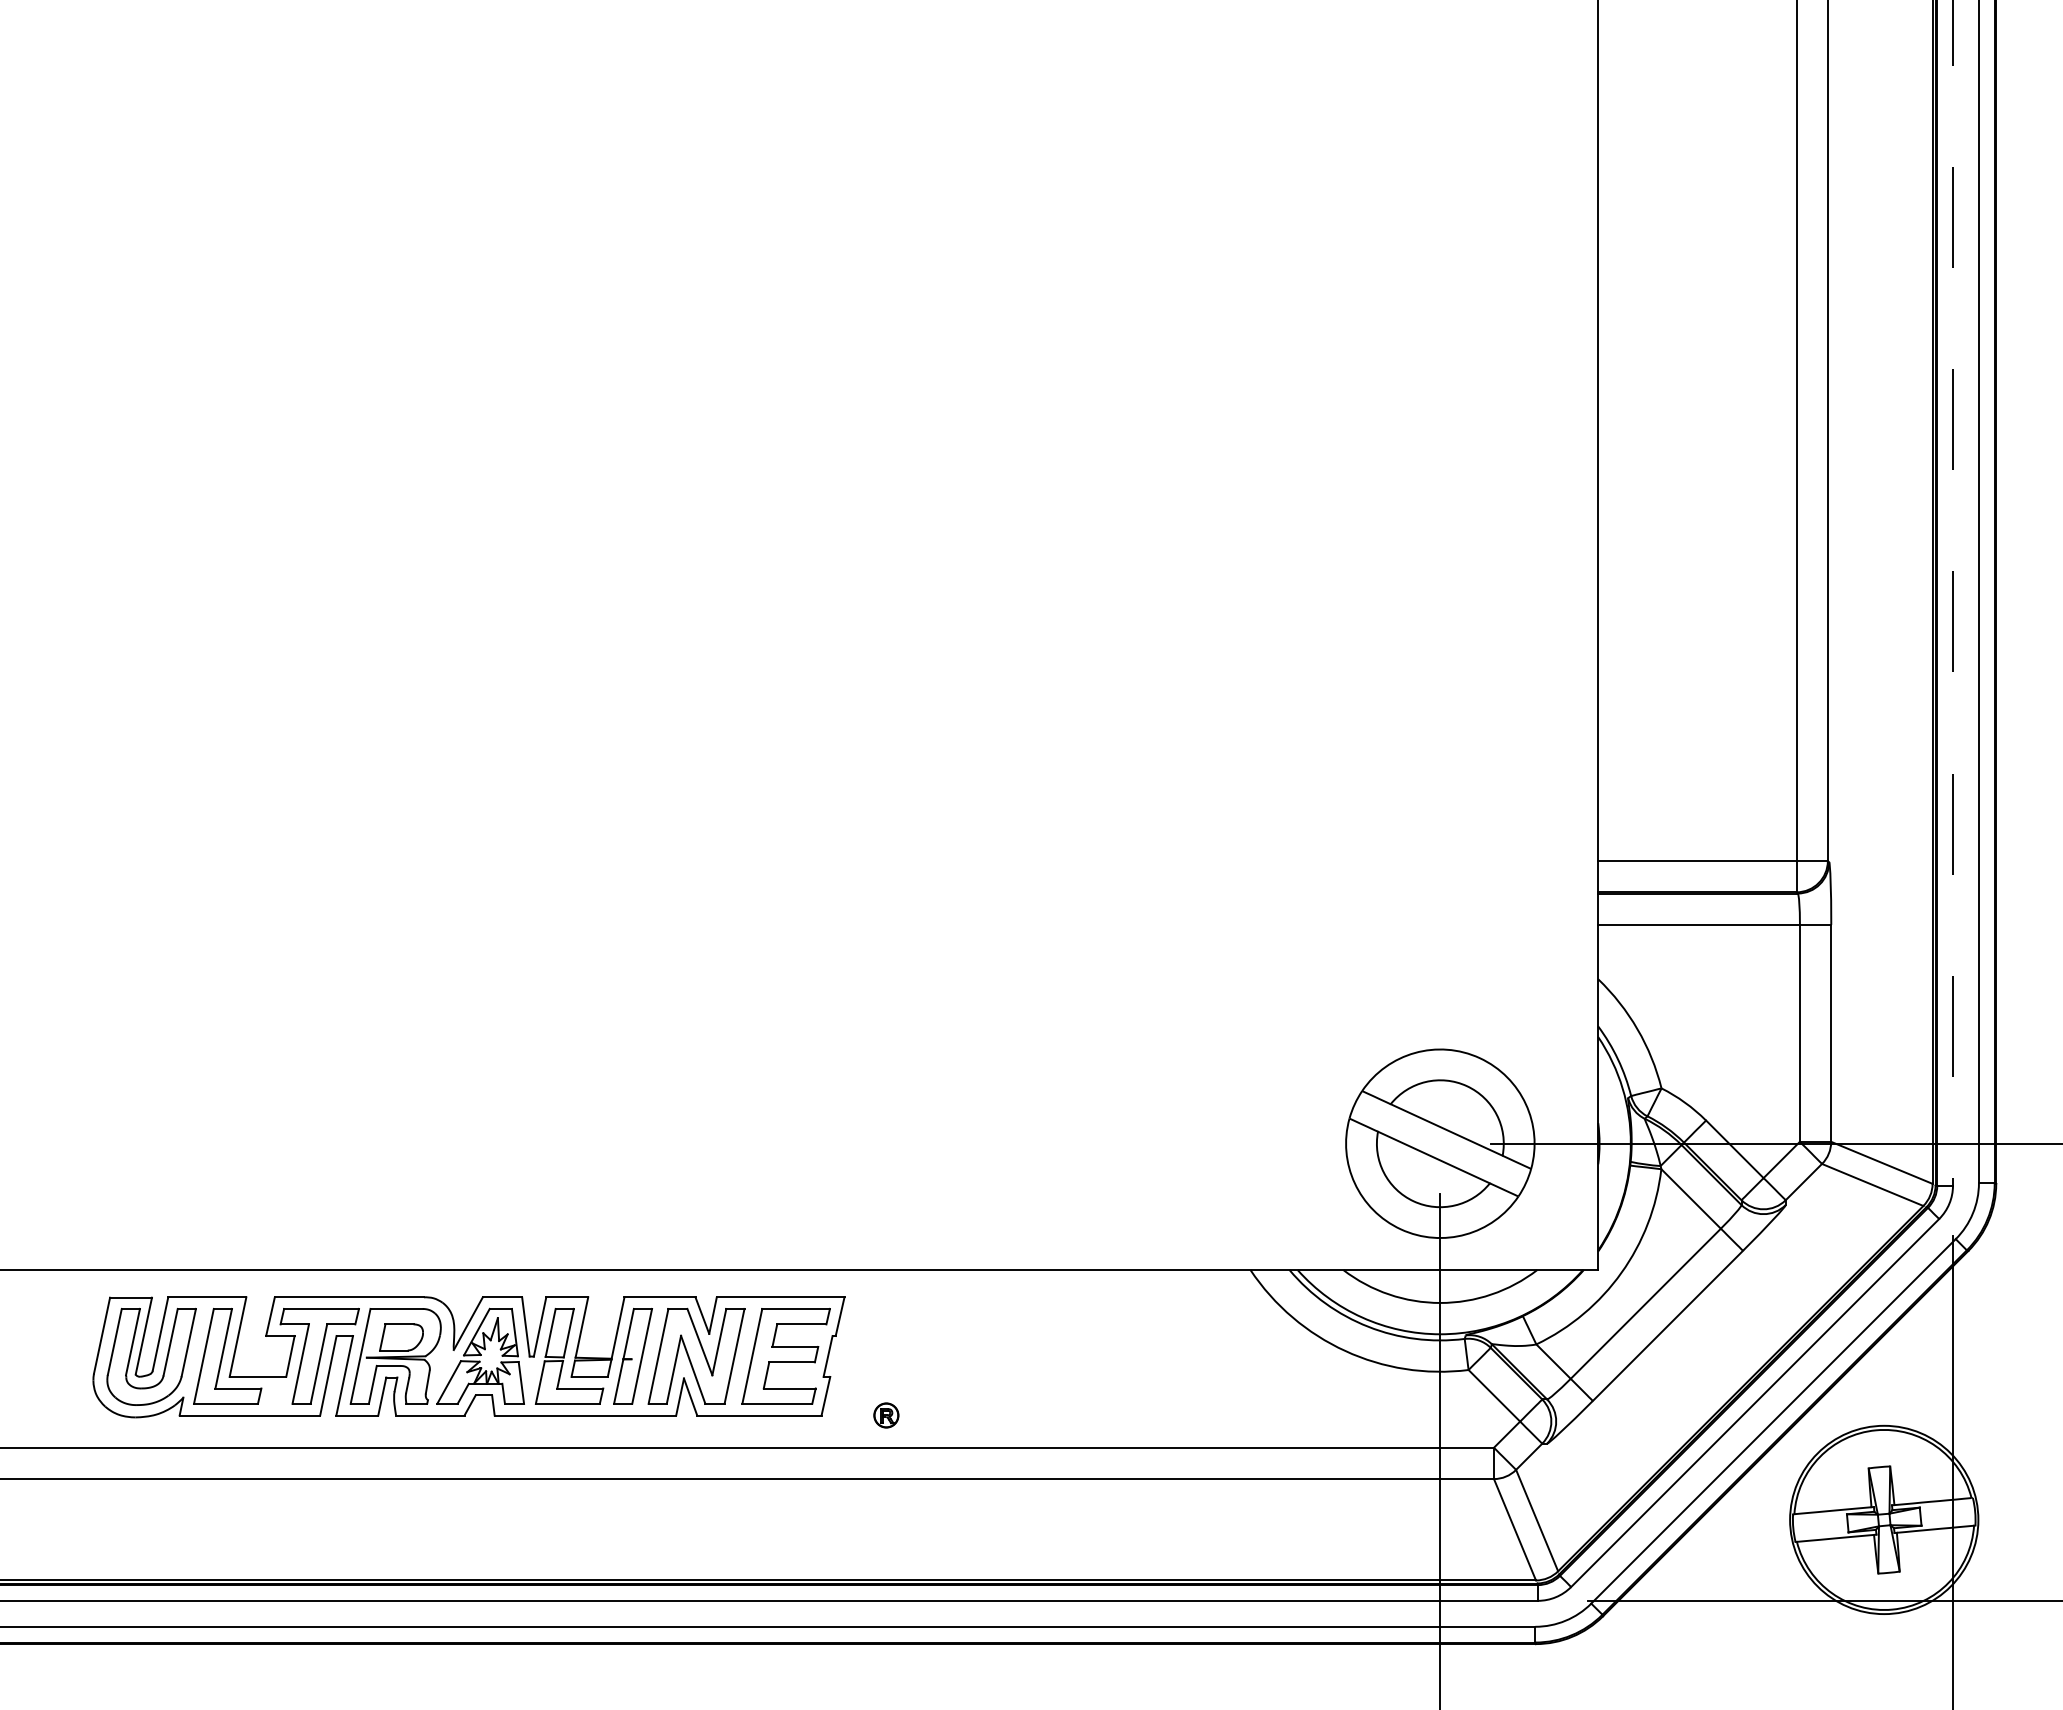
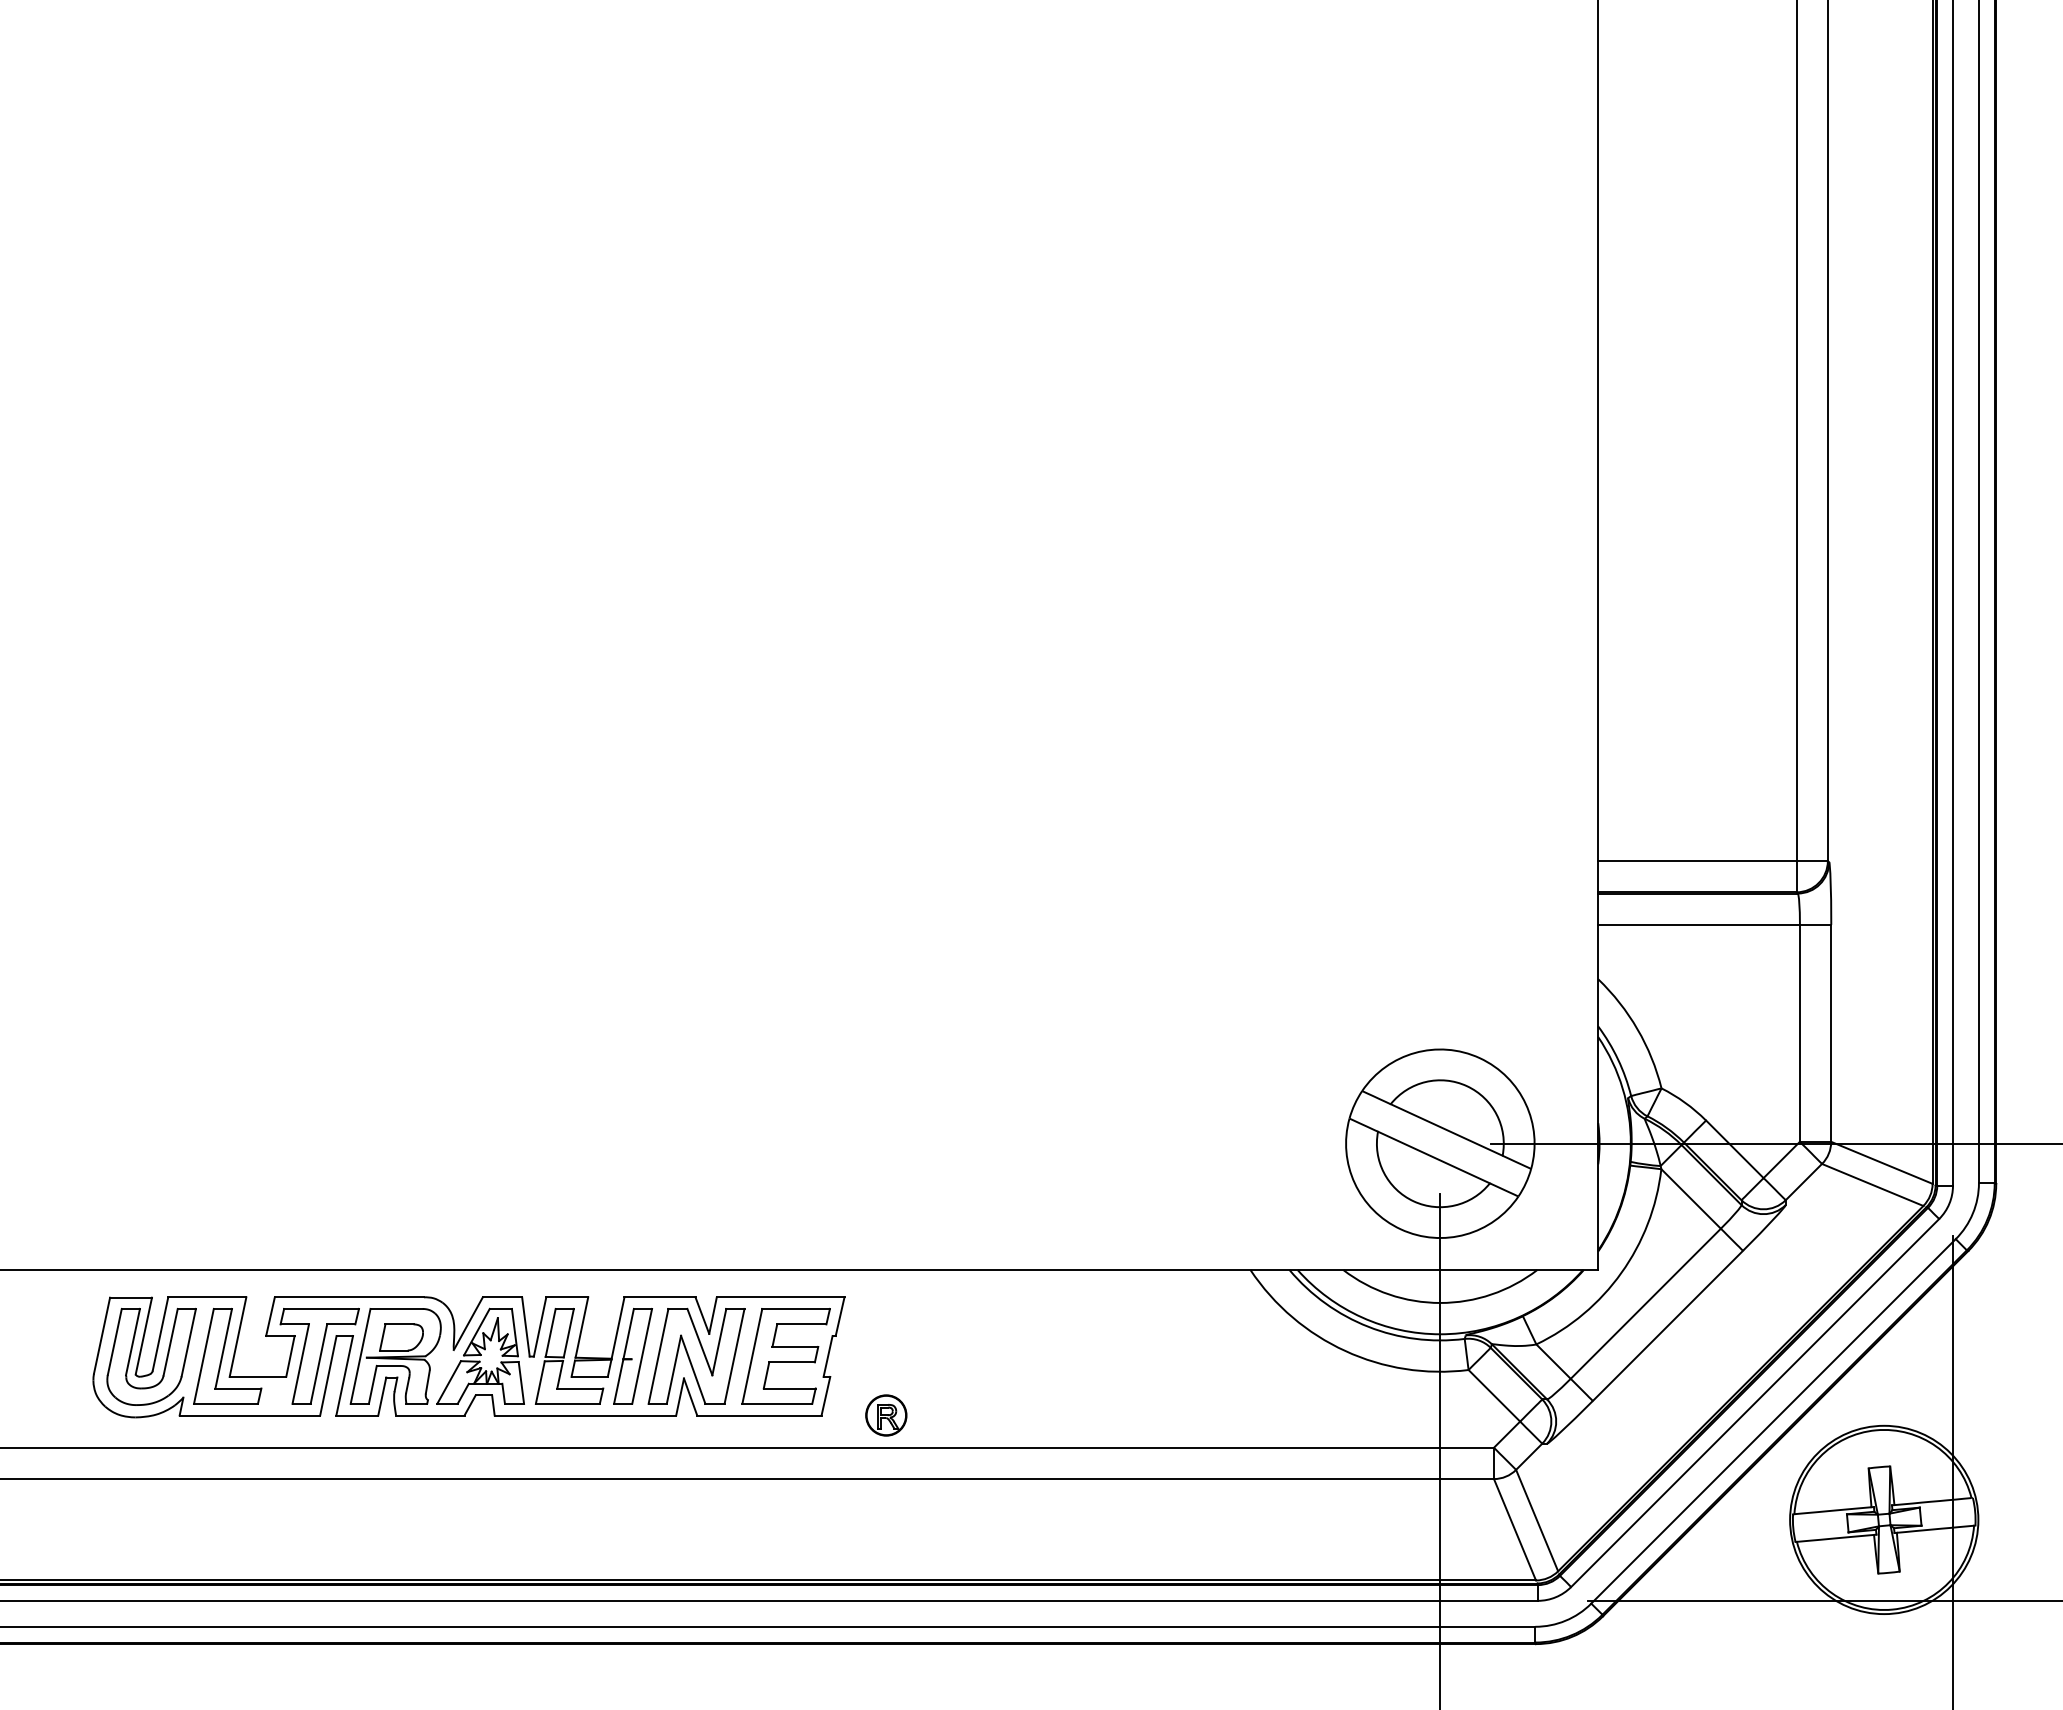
line: dashed -> solid (1952, 592)
part size: 27x27 px -> 43x43 px (886, 1415)
